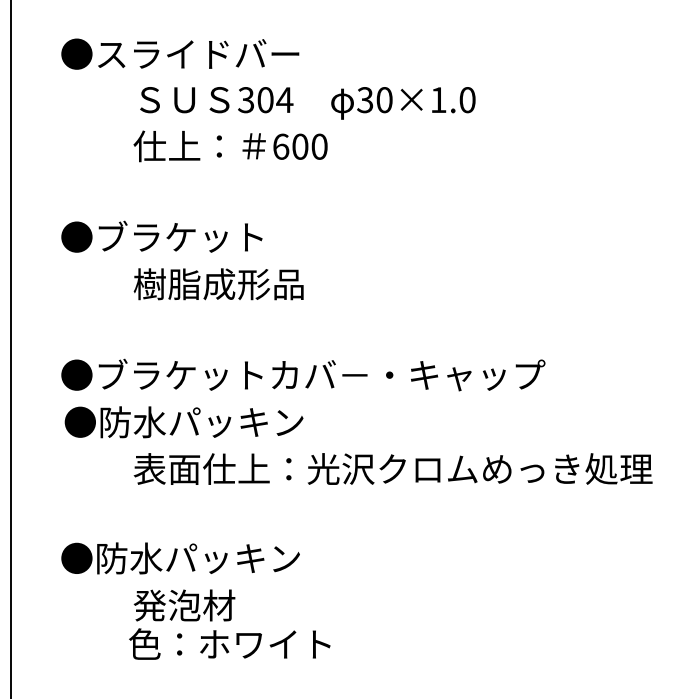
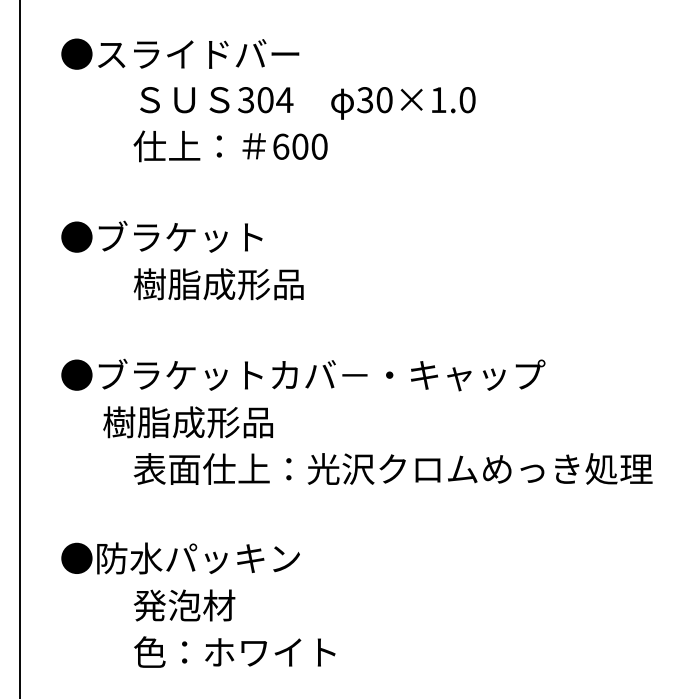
line position: (11, 348) -> (20, 348) (20, 348)
text: ●防水パッキン -> 樹脂成形品 (183, 422)
text position: (229, 643) -> (234, 651) (234, 651)
